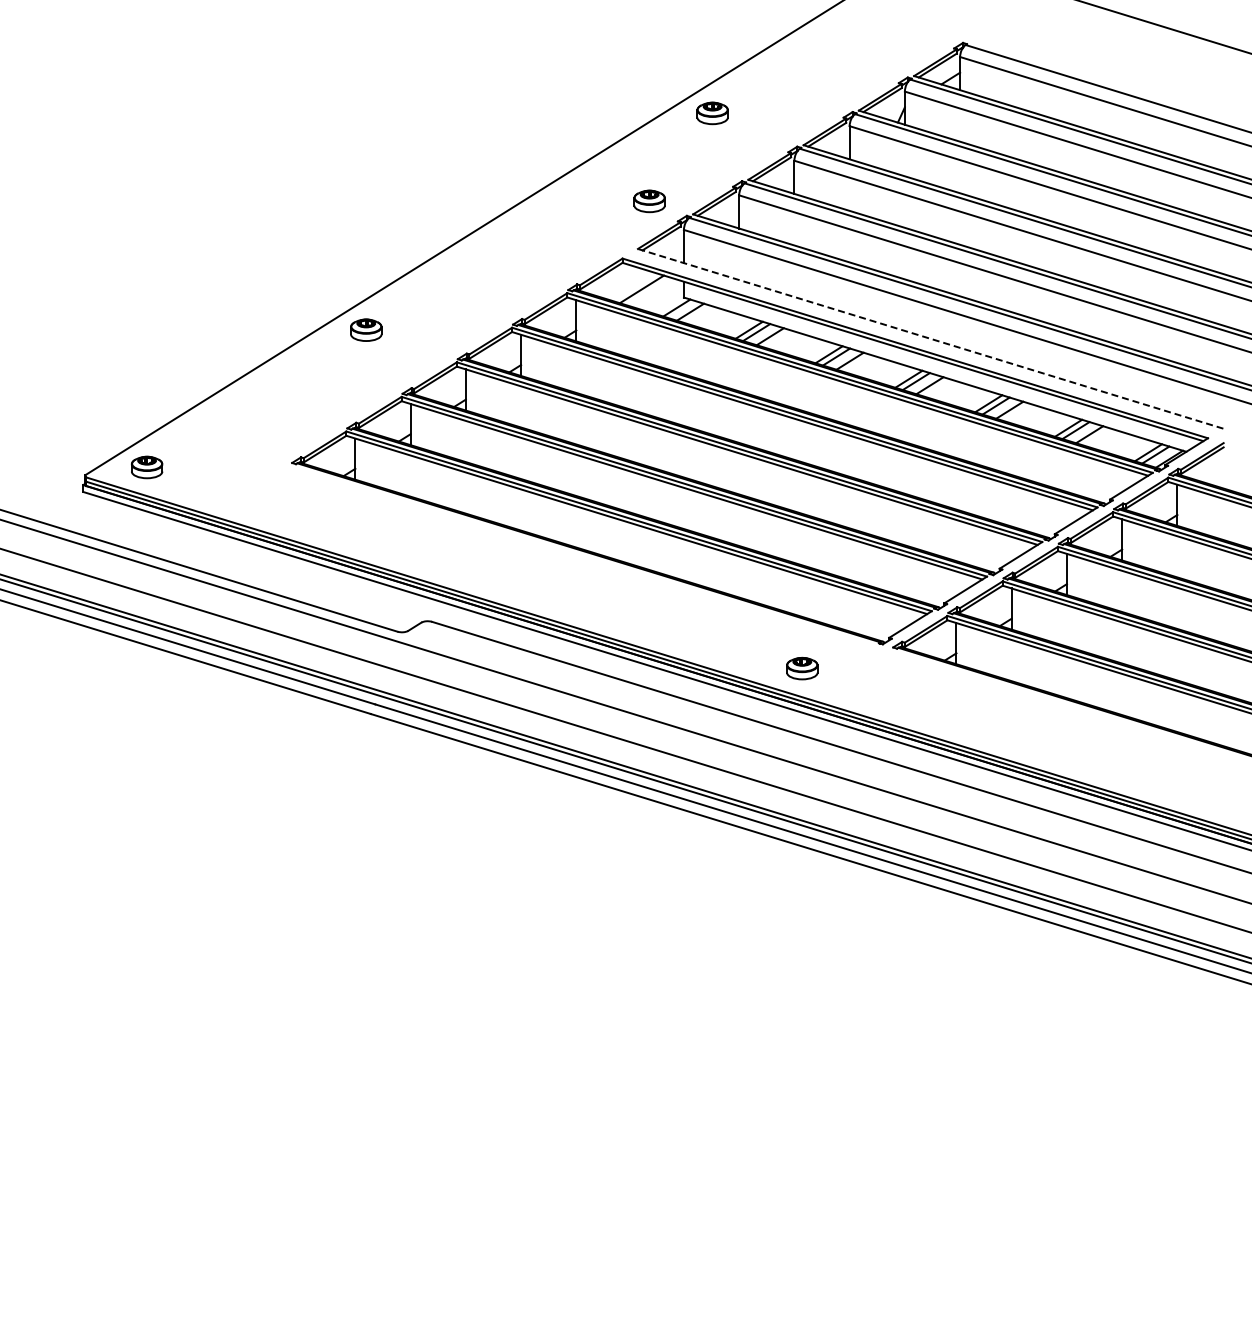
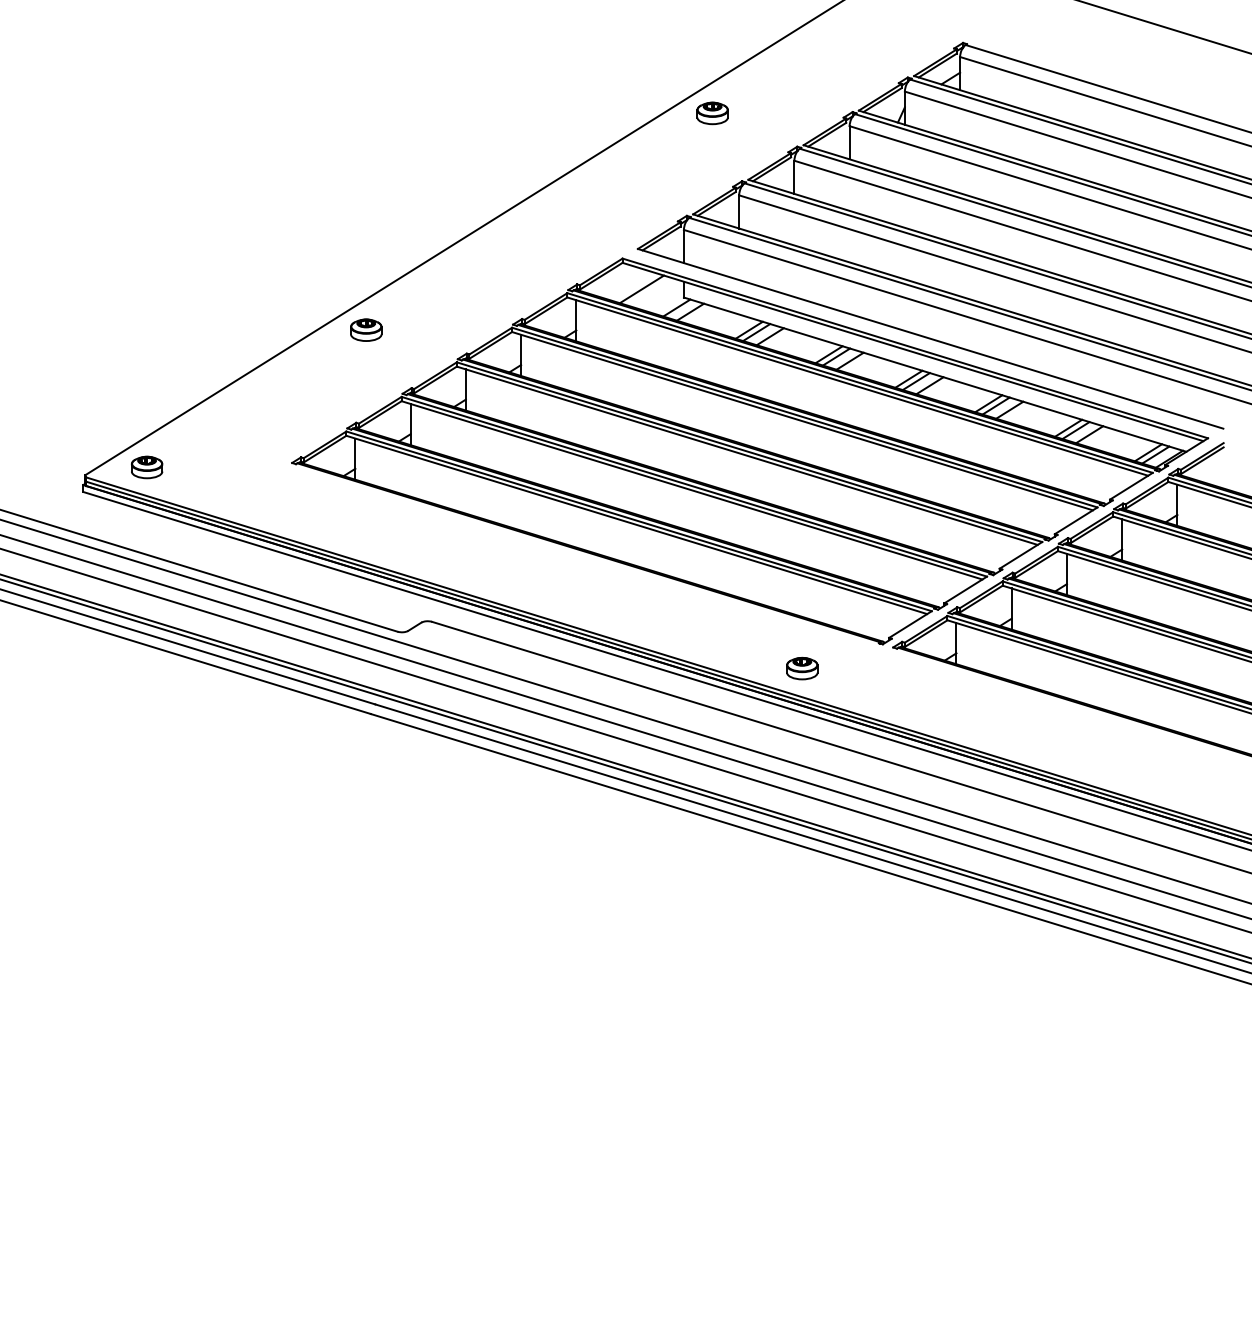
part: present -> none (649, 201)
line: dashed -> solid (930, 338)
line: none -> present (625, 726)
